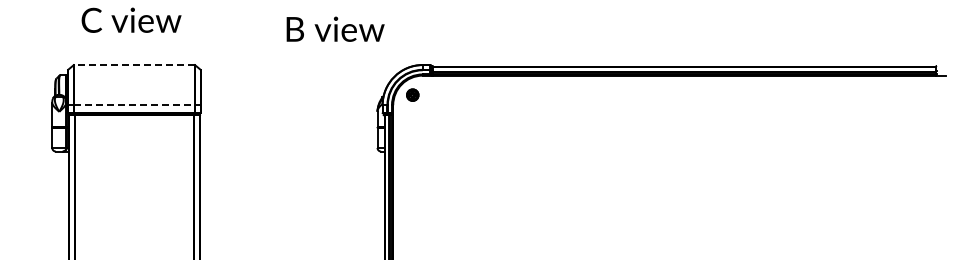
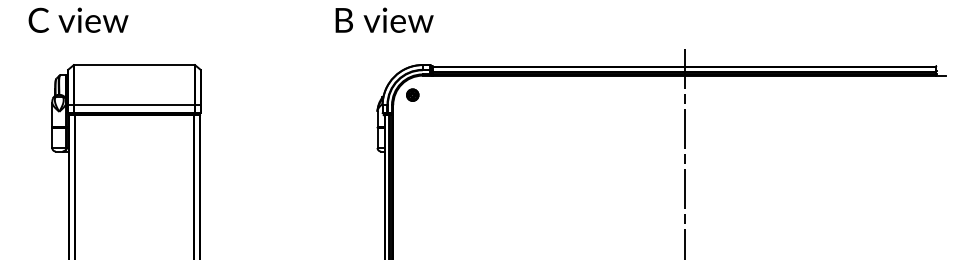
text position: (131, 19) -> (78, 19) (78, 19)
text position: (335, 28) -> (384, 19) (384, 19)
line: dashed -> solid (133, 64)
line: dashed -> solid (134, 105)
line: none -> present (684, 152)
